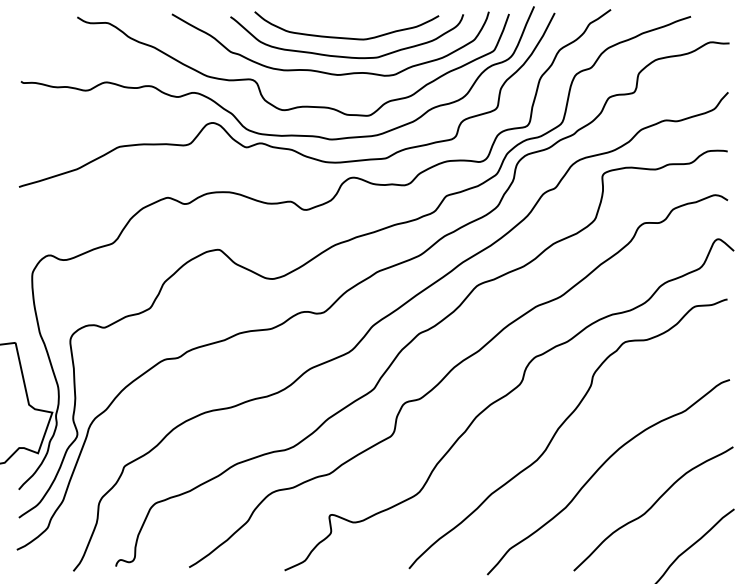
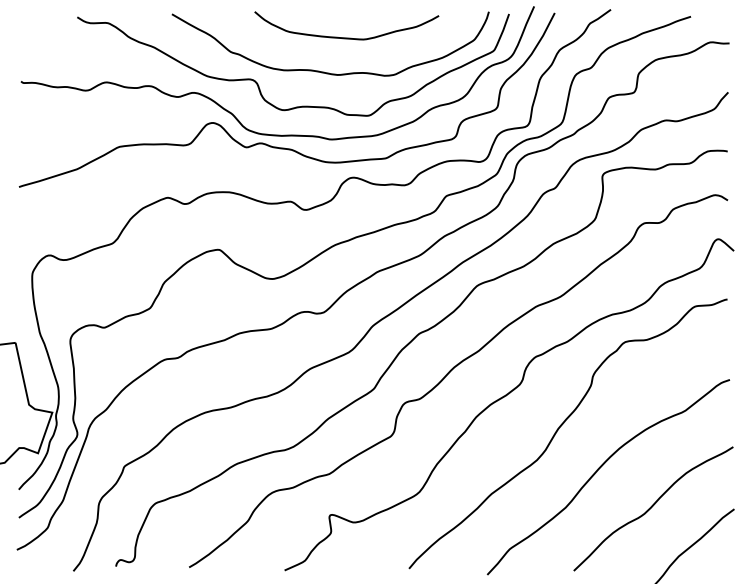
curve: present -> none (347, 56)
